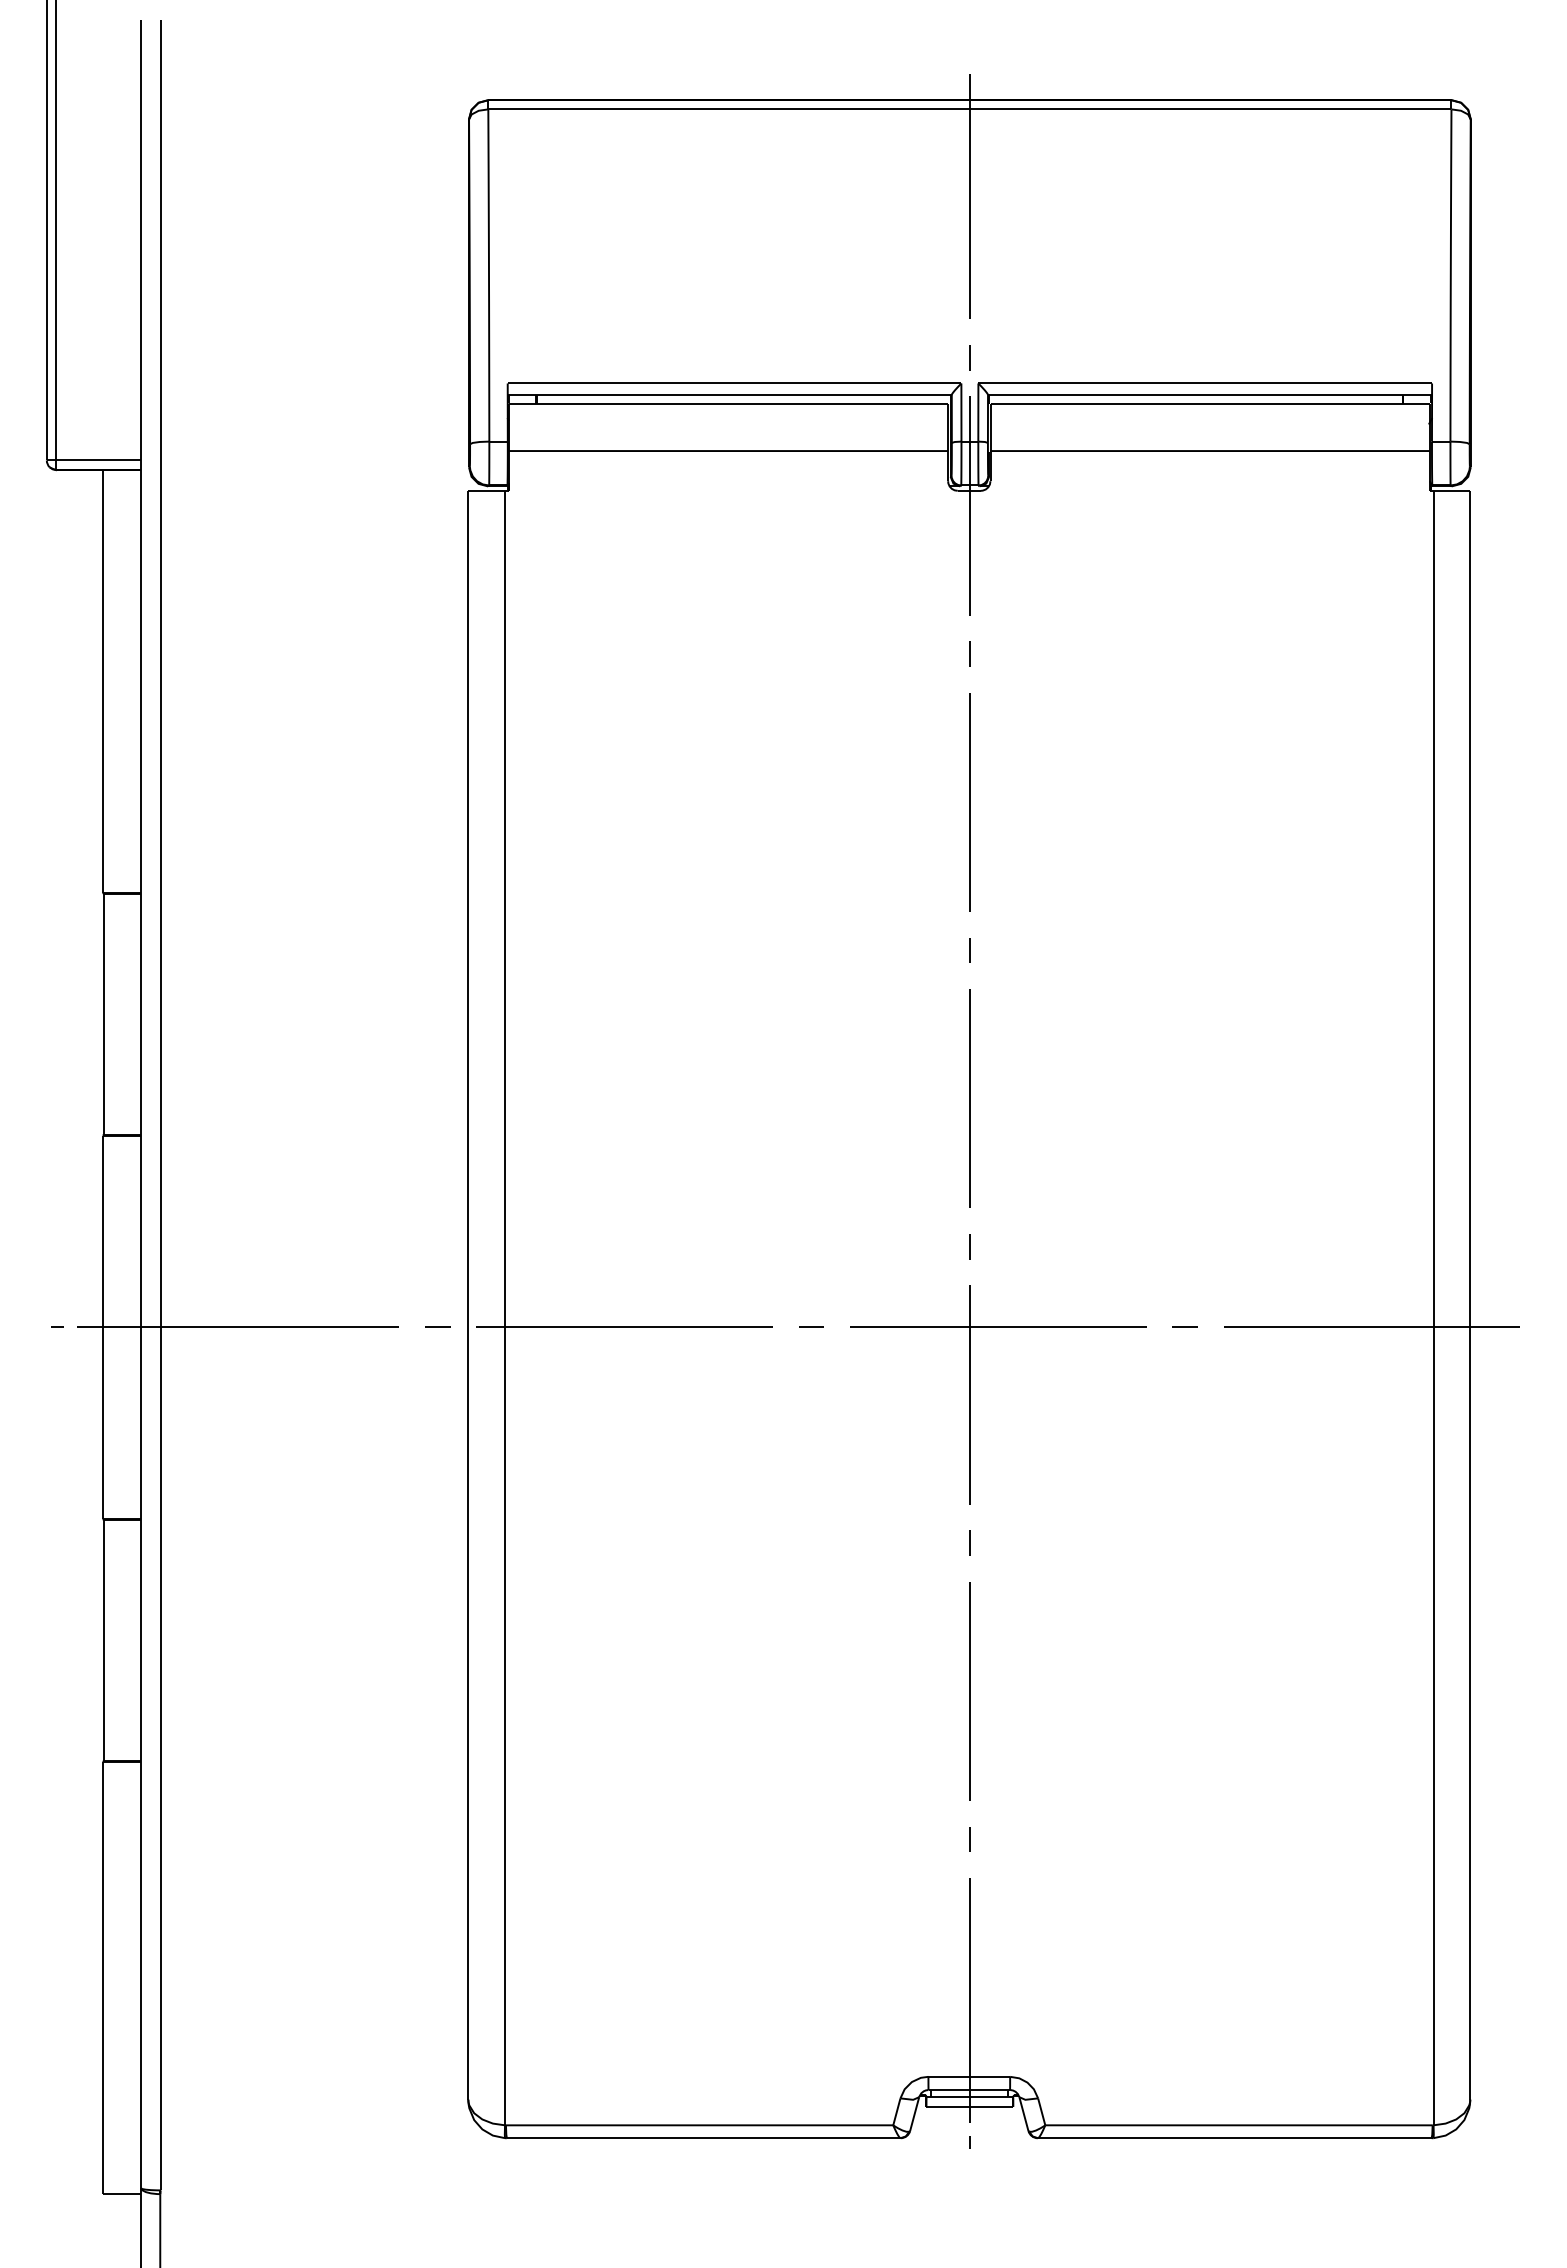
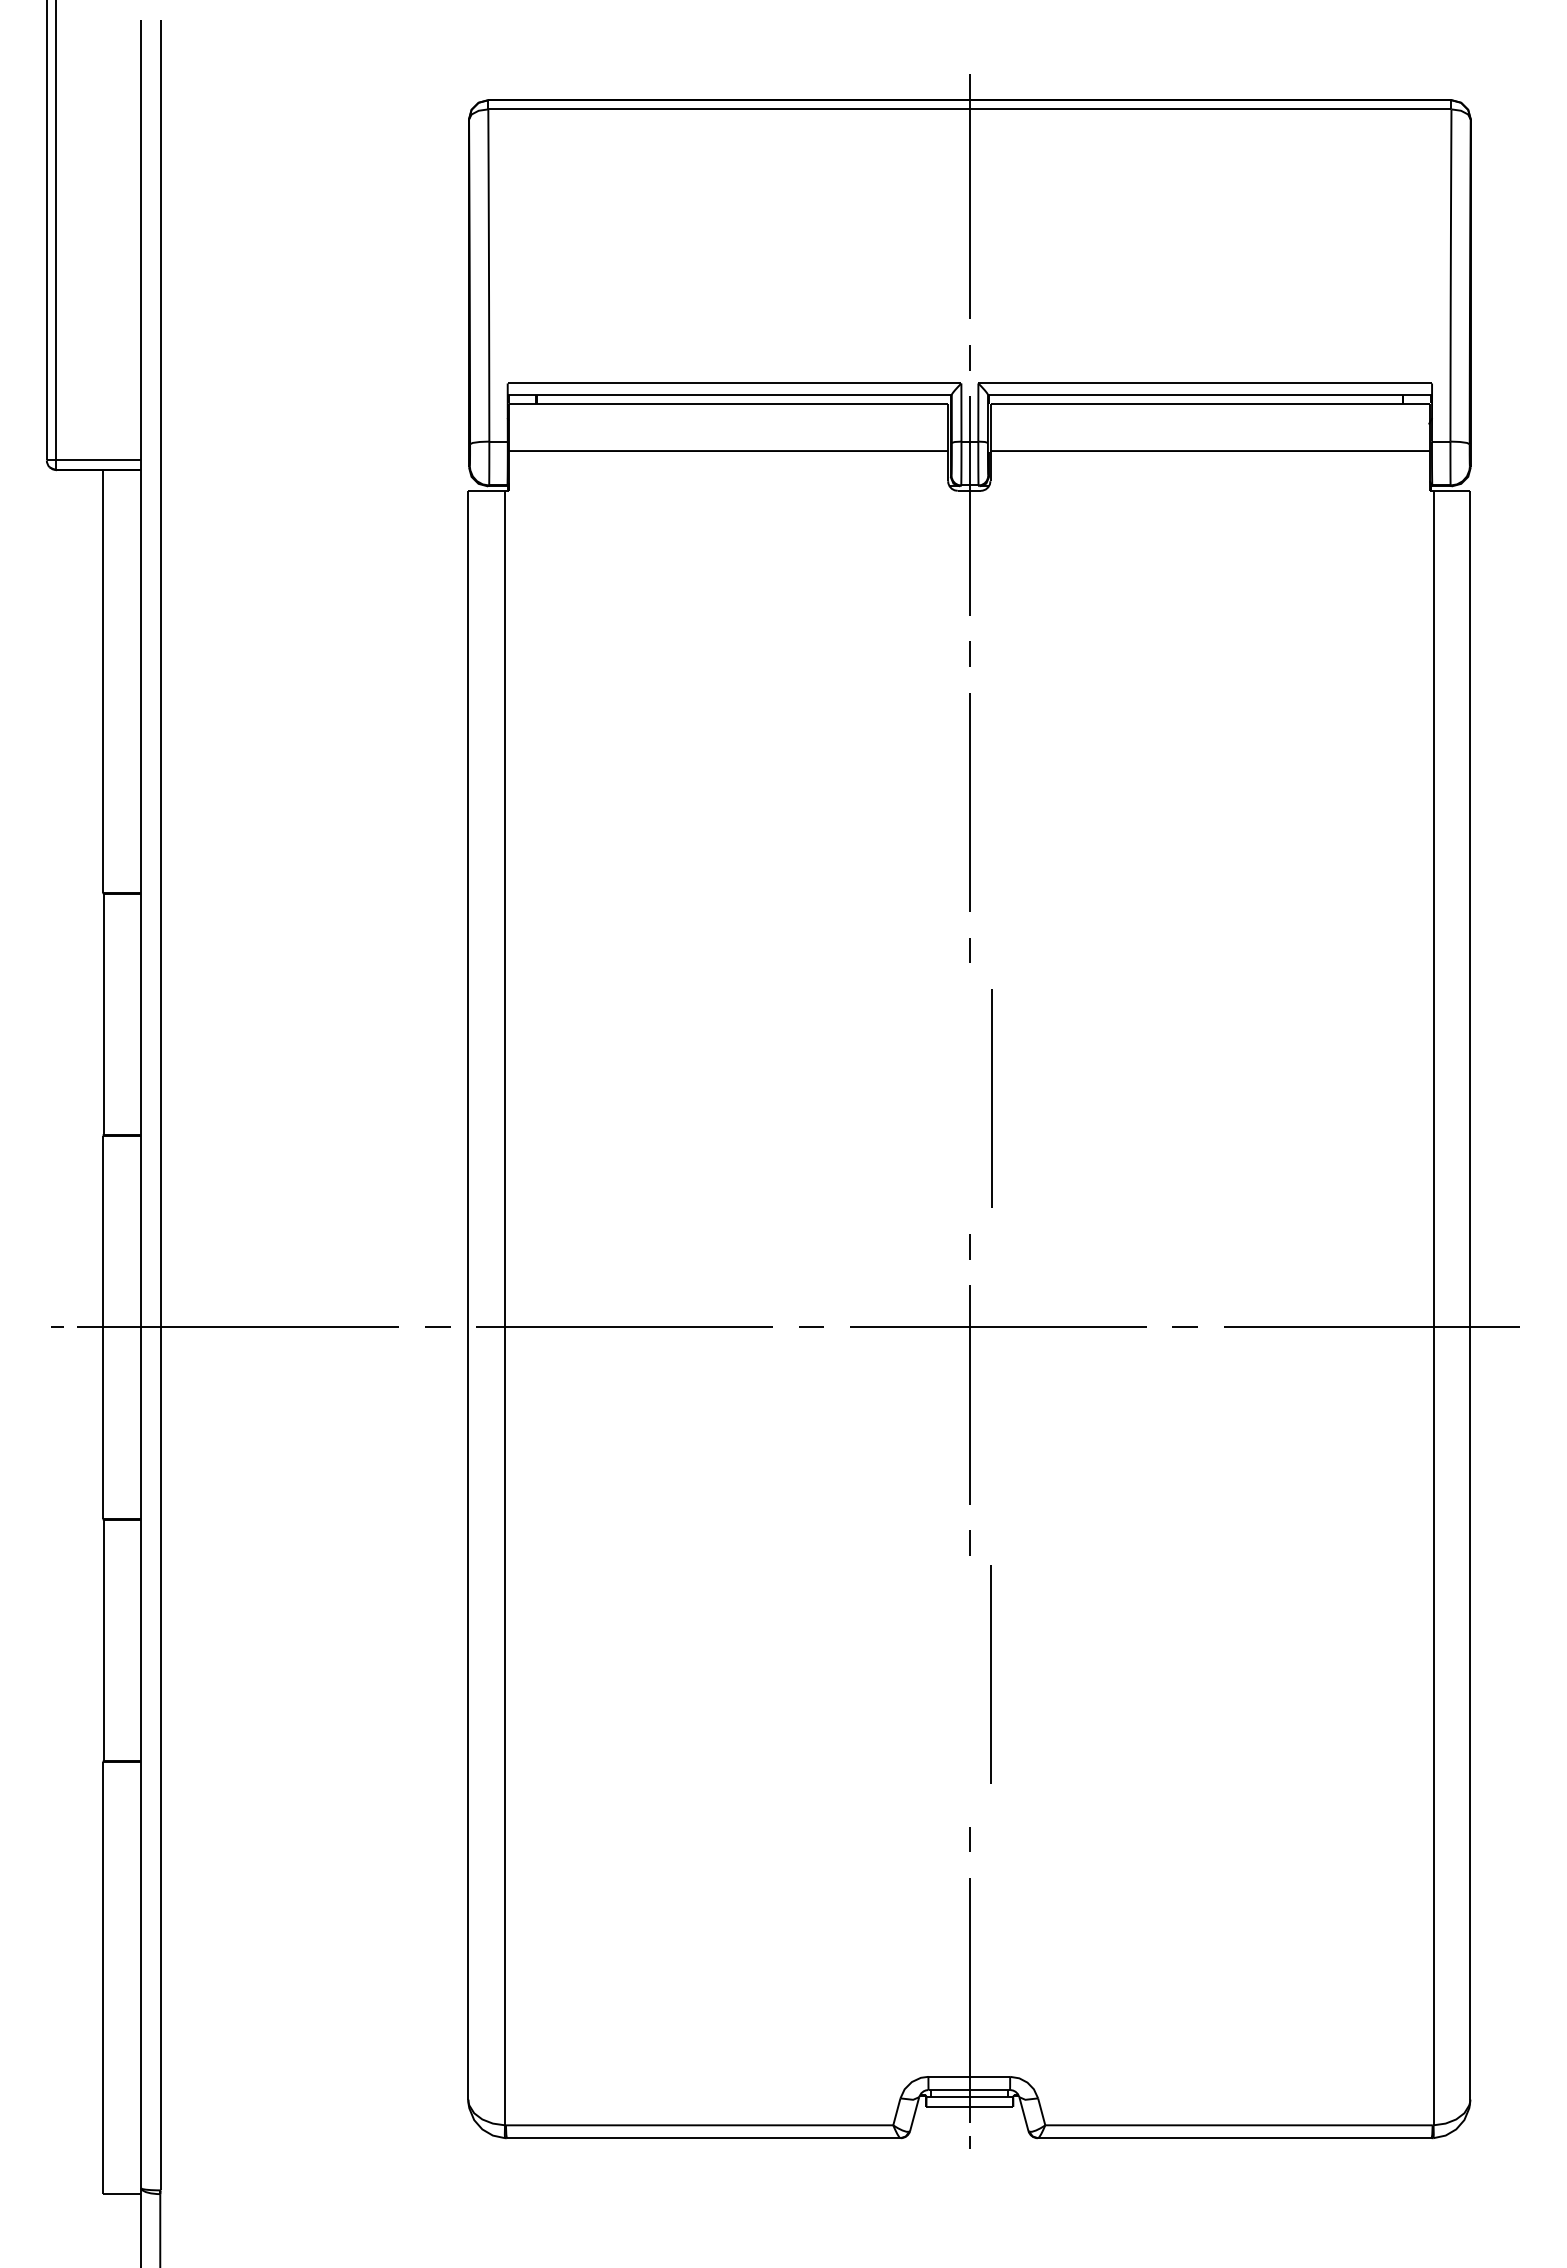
line position: (969, 1098) -> (991, 1098) (991, 1098)
line position: (969, 1691) -> (990, 1674) (990, 1674)
